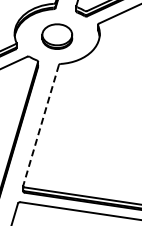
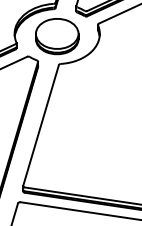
part size: 33x27 px -> 45x38 px (57, 36)
line: dashed -> solid (41, 125)
